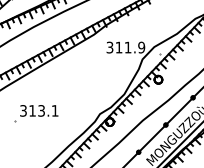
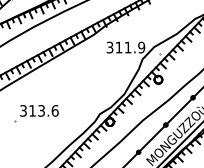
text: 313.1 -> 313.6 (54, 110)
